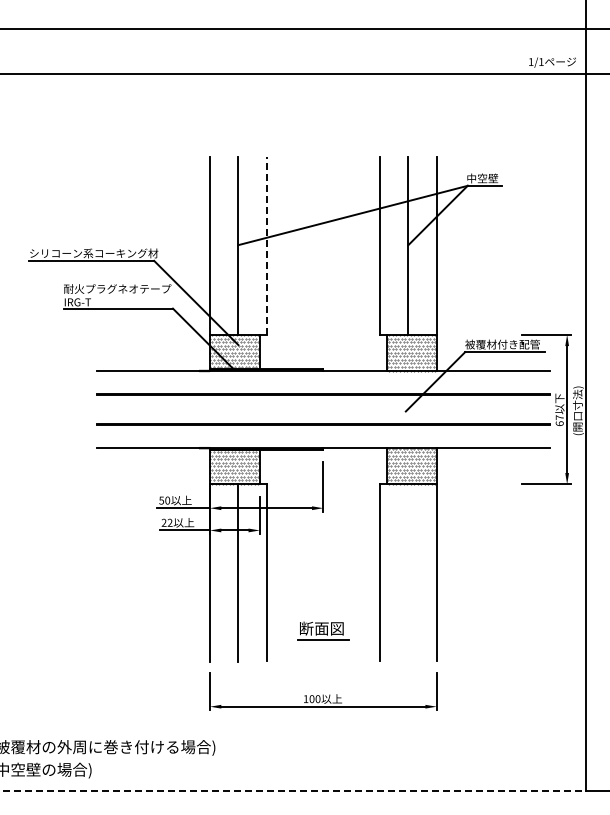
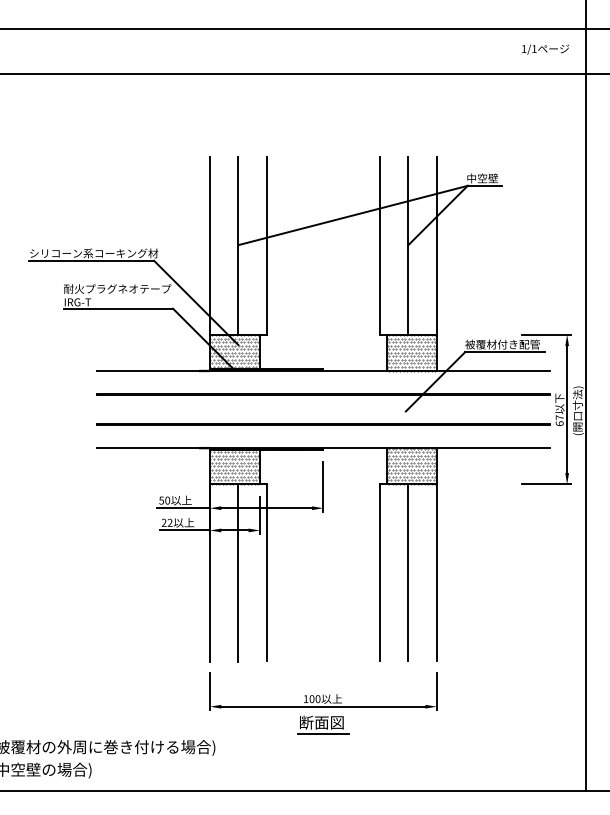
text position: (552, 62) -> (545, 49) (545, 49)
line: dashed -> solid (266, 245)
line: none -> present (408, 572)
part position: (323, 630) -> (323, 724) (323, 724)
line: dashed -> solid (293, 790)
